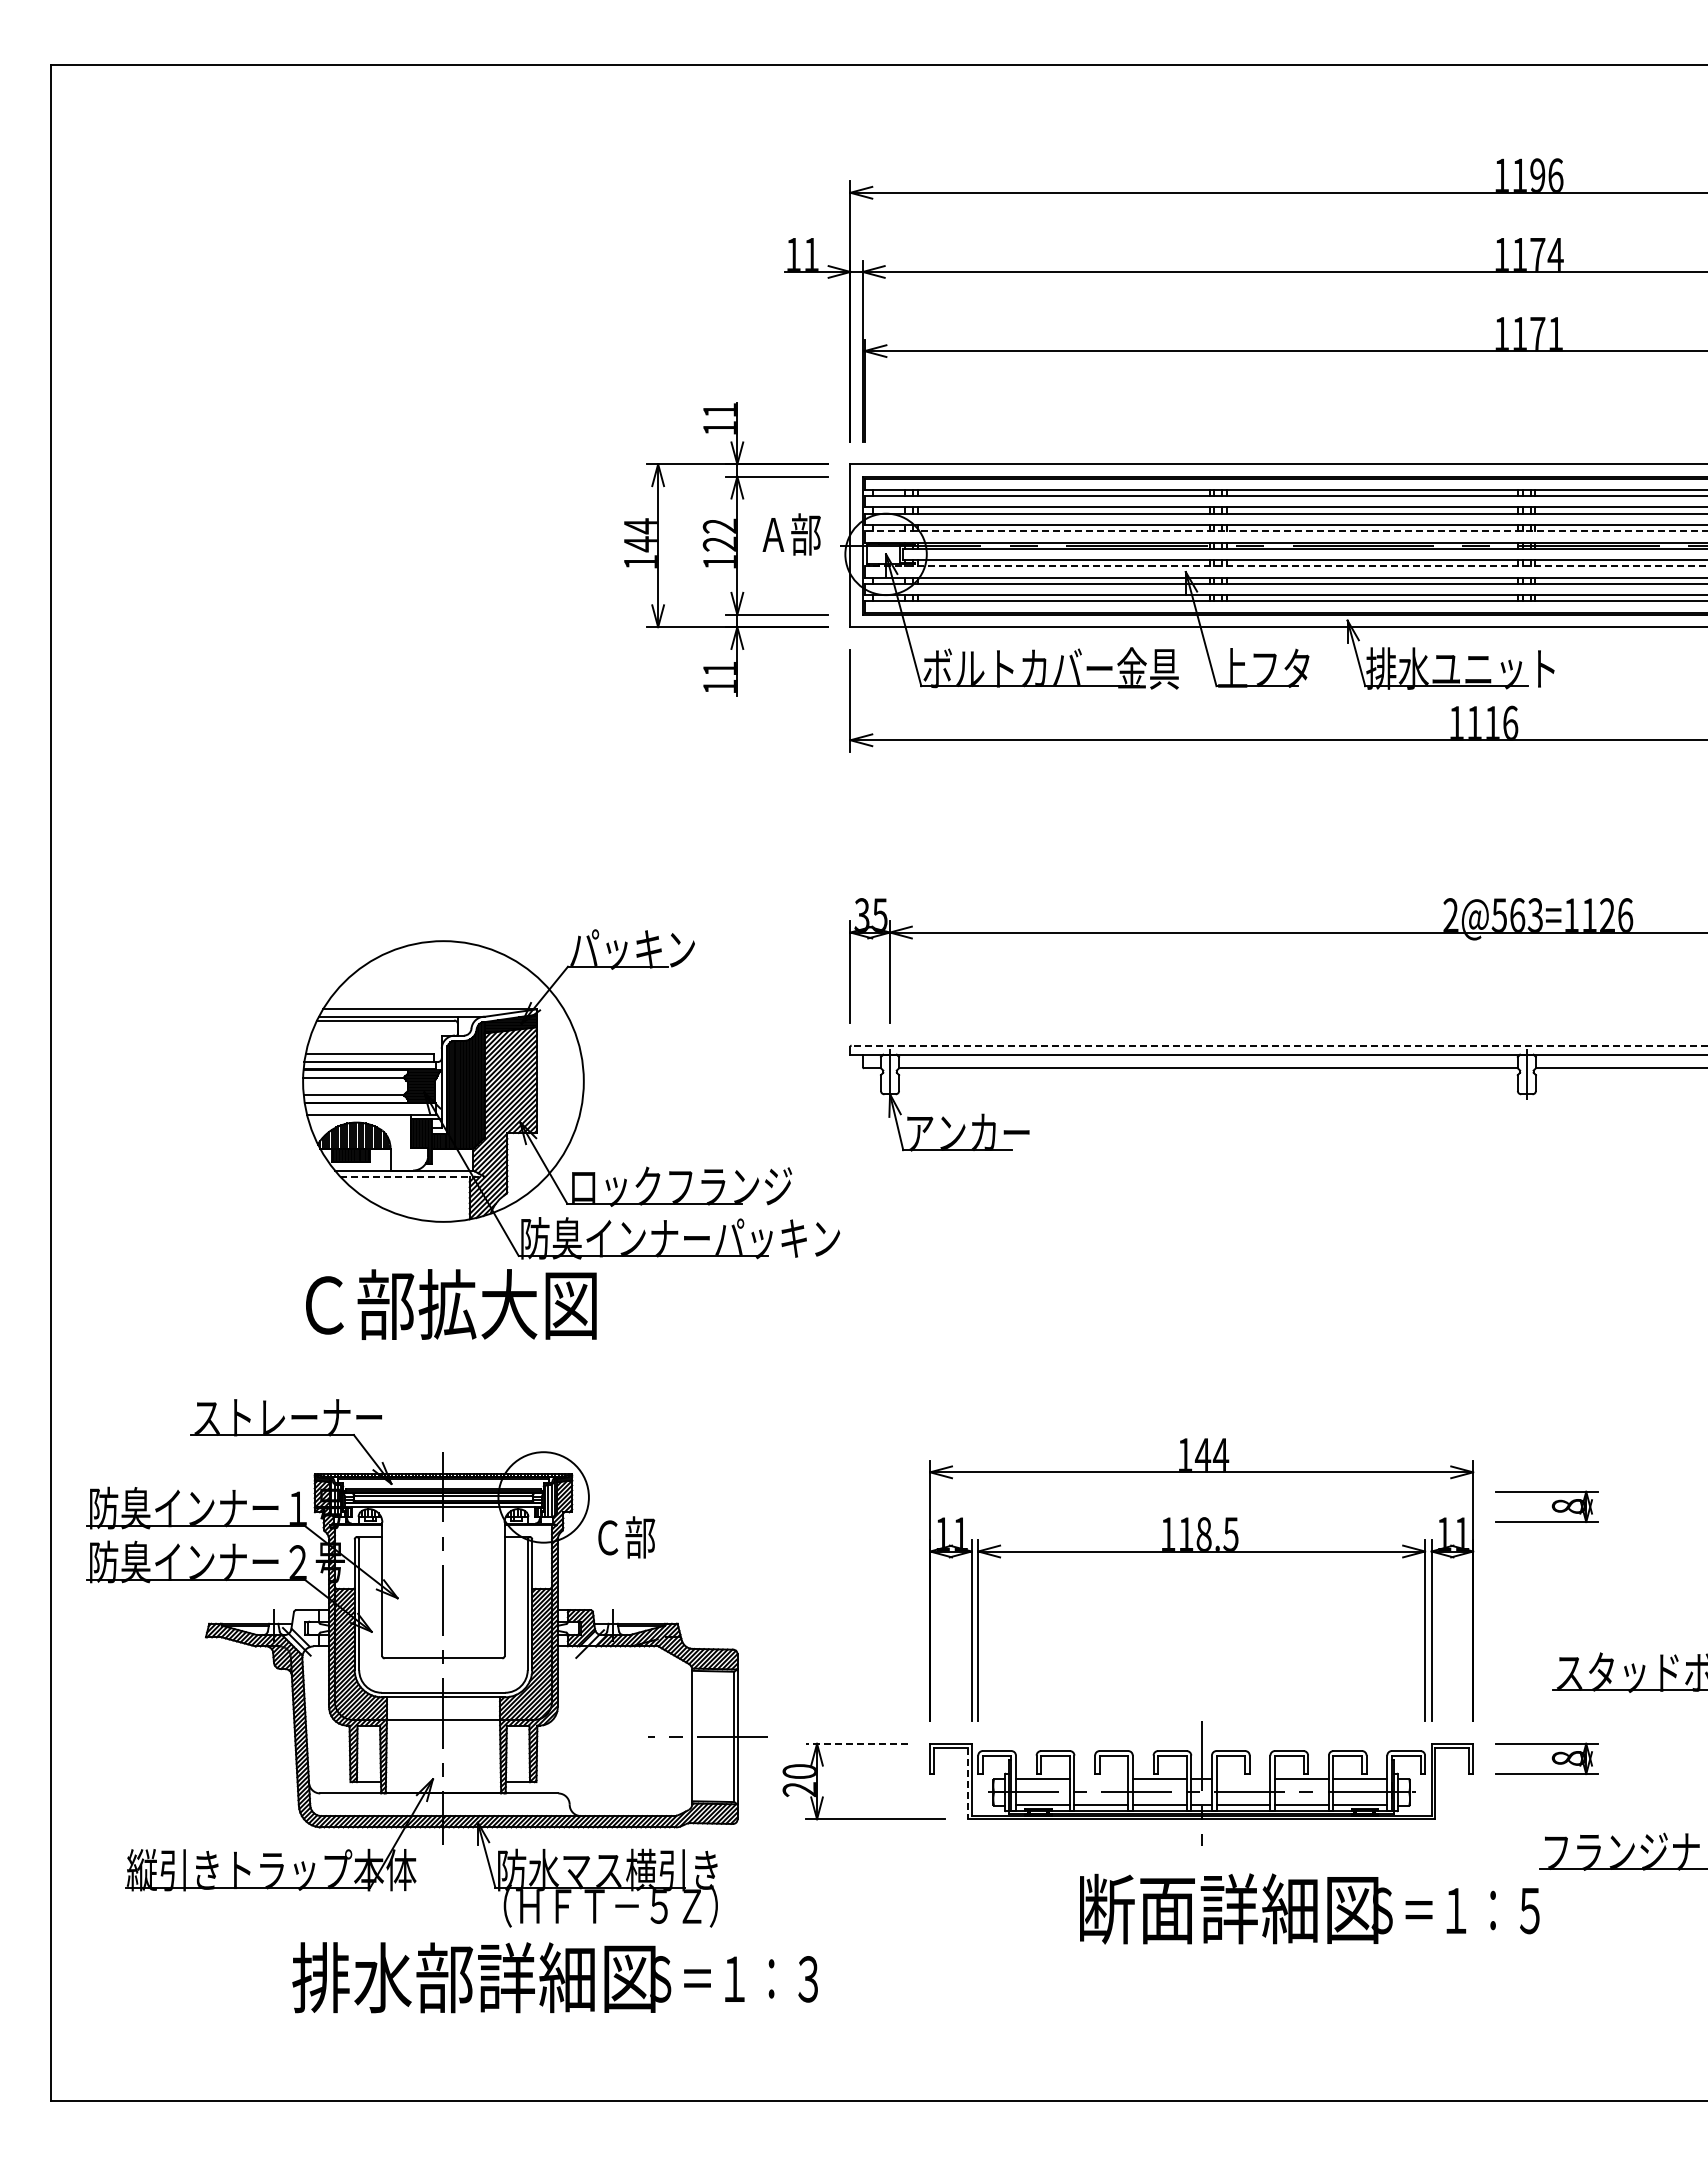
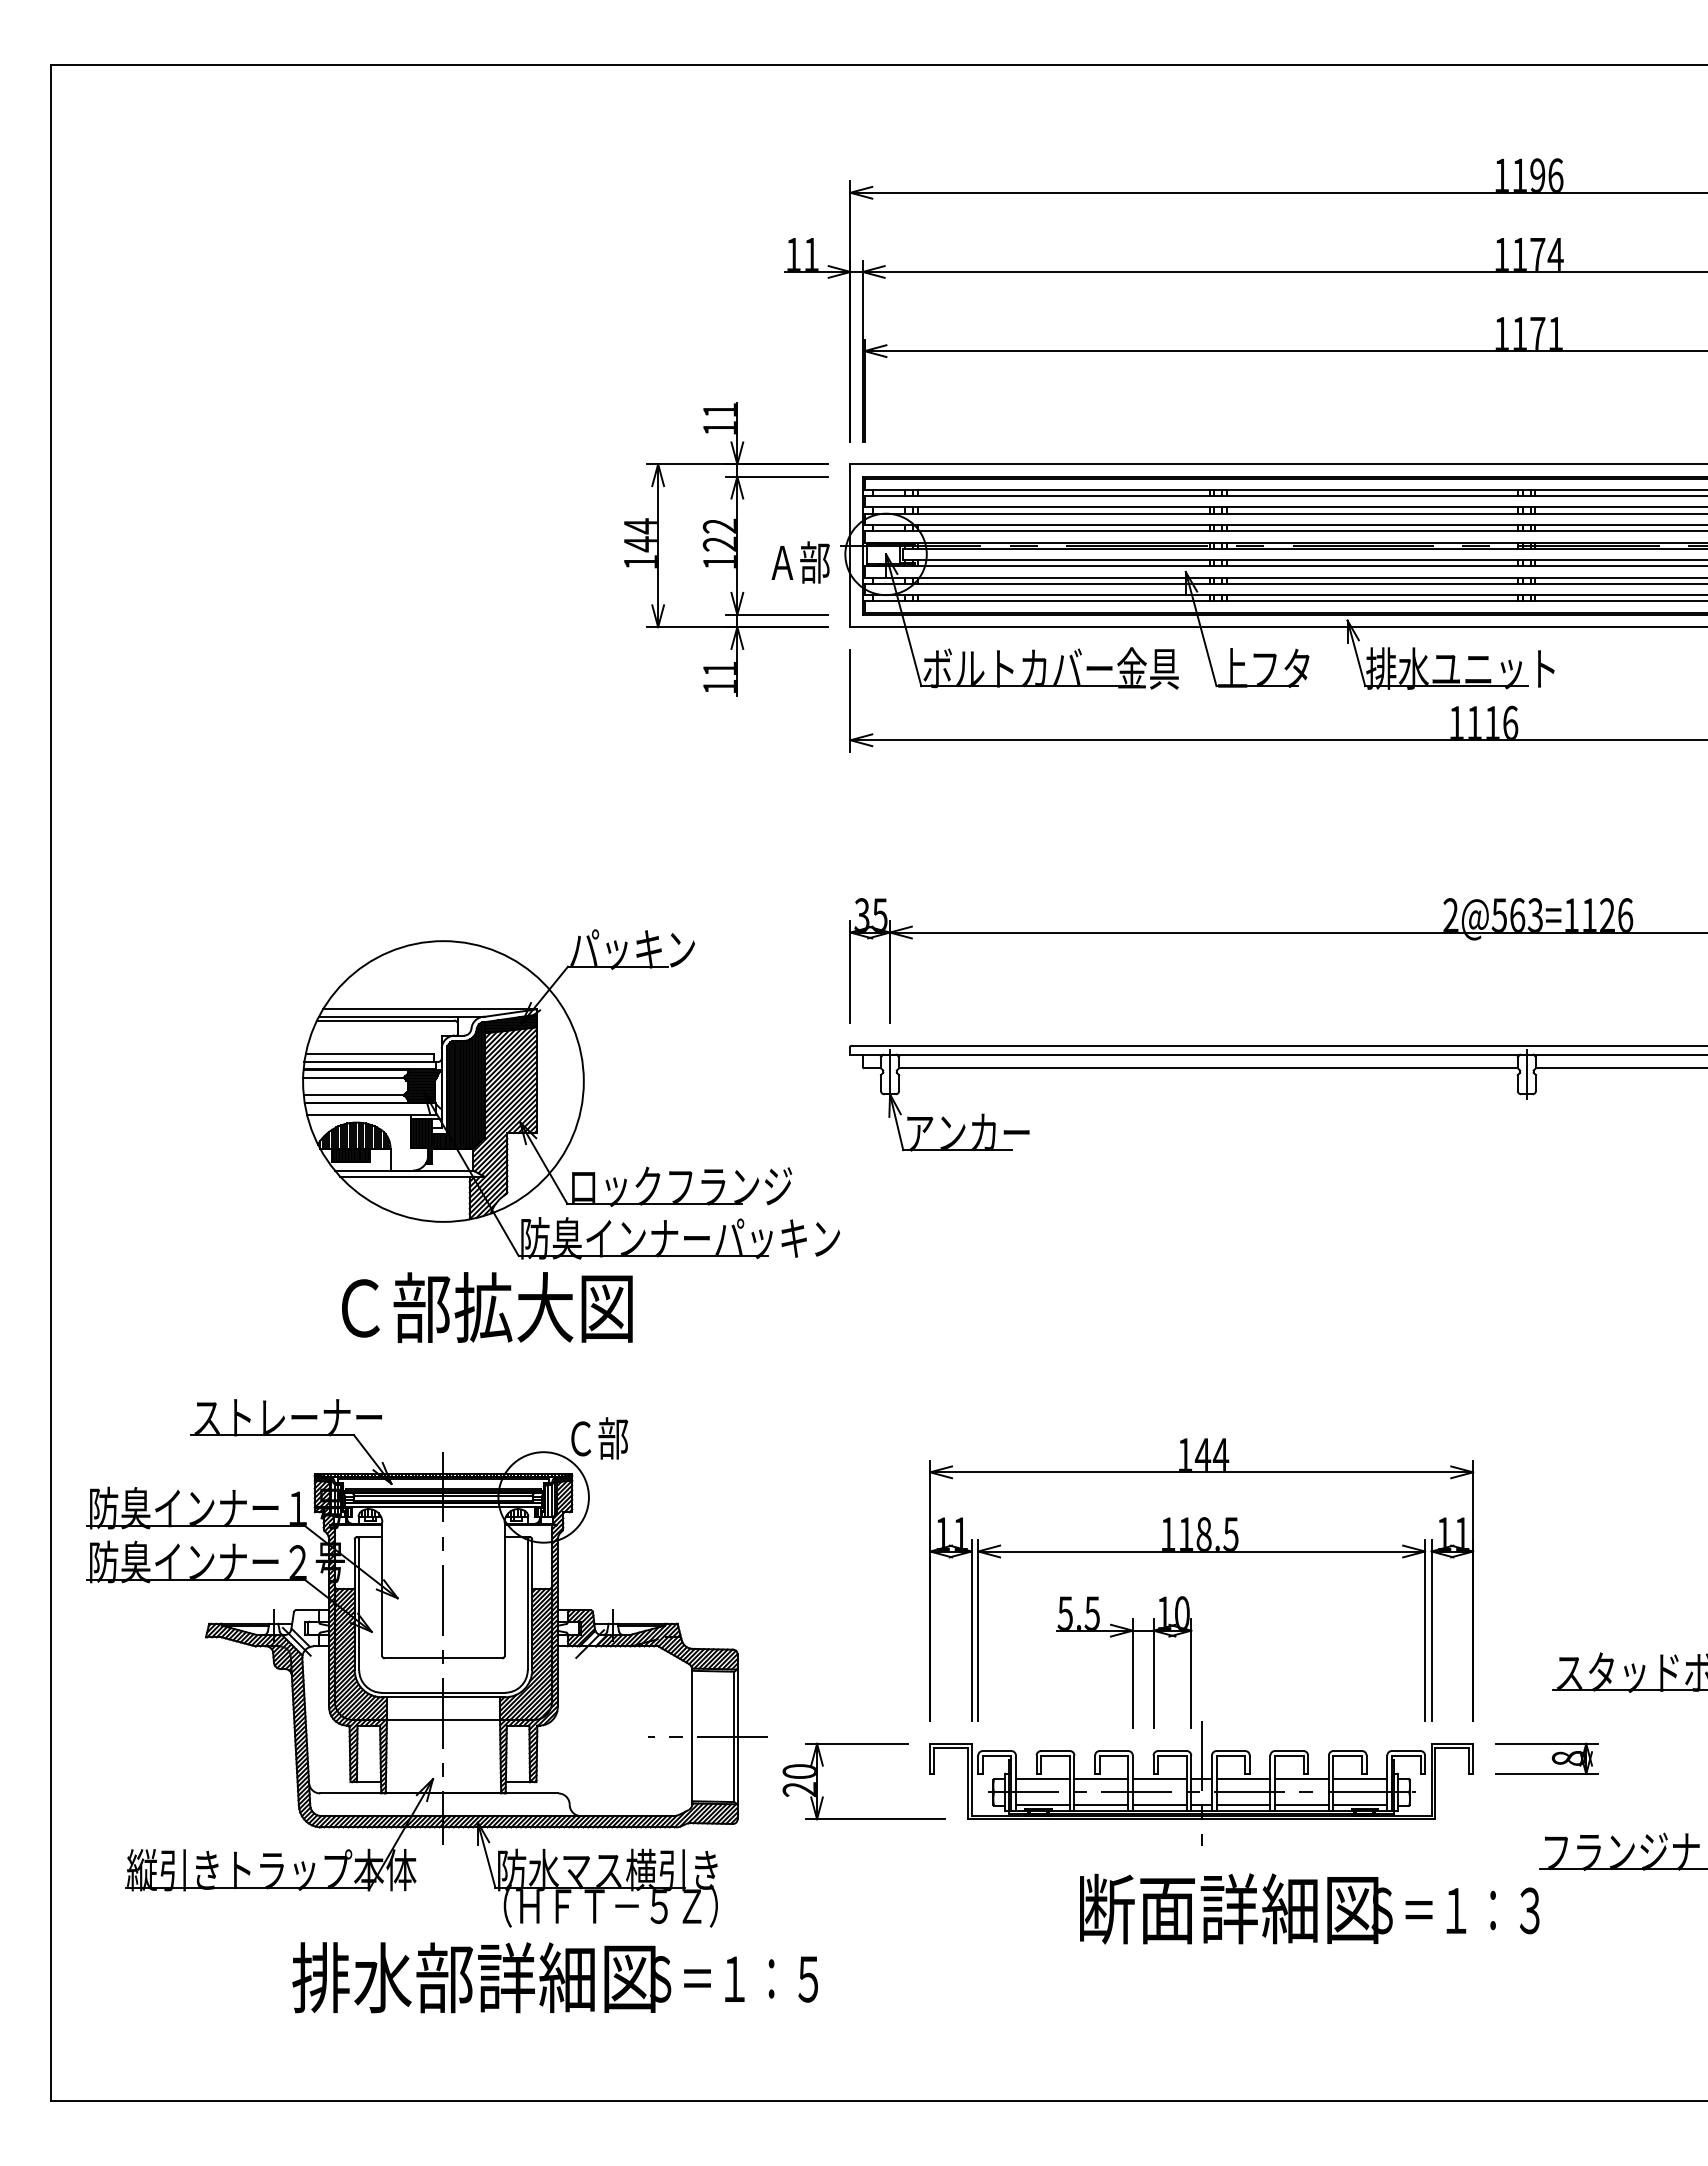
line: dashed -> solid (1285, 531)
text position: (791, 534) -> (800, 562) (800, 562)
line: dashed -> solid (1285, 566)
line: dashed -> solid (1279, 1045)
line: dashed -> solid (412, 1176)
text position: (451, 1304) -> (487, 1307) (487, 1307)
part: present -> none (1546, 1506)
text position: (626, 1537) -> (599, 1438) (599, 1438)
part: none -> present (1132, 1662)
line: dashed -> solid (856, 1743)
line: none -> present (1101, 1779)
line: none -> present (1243, 1779)
line: dashed -> solid (967, 1783)
text: Ｓ＝１：５ -> Ｓ＝１：３ (1529, 1910)
text: Ｓ＝１：３ -> Ｓ＝１：５ (807, 1979)
